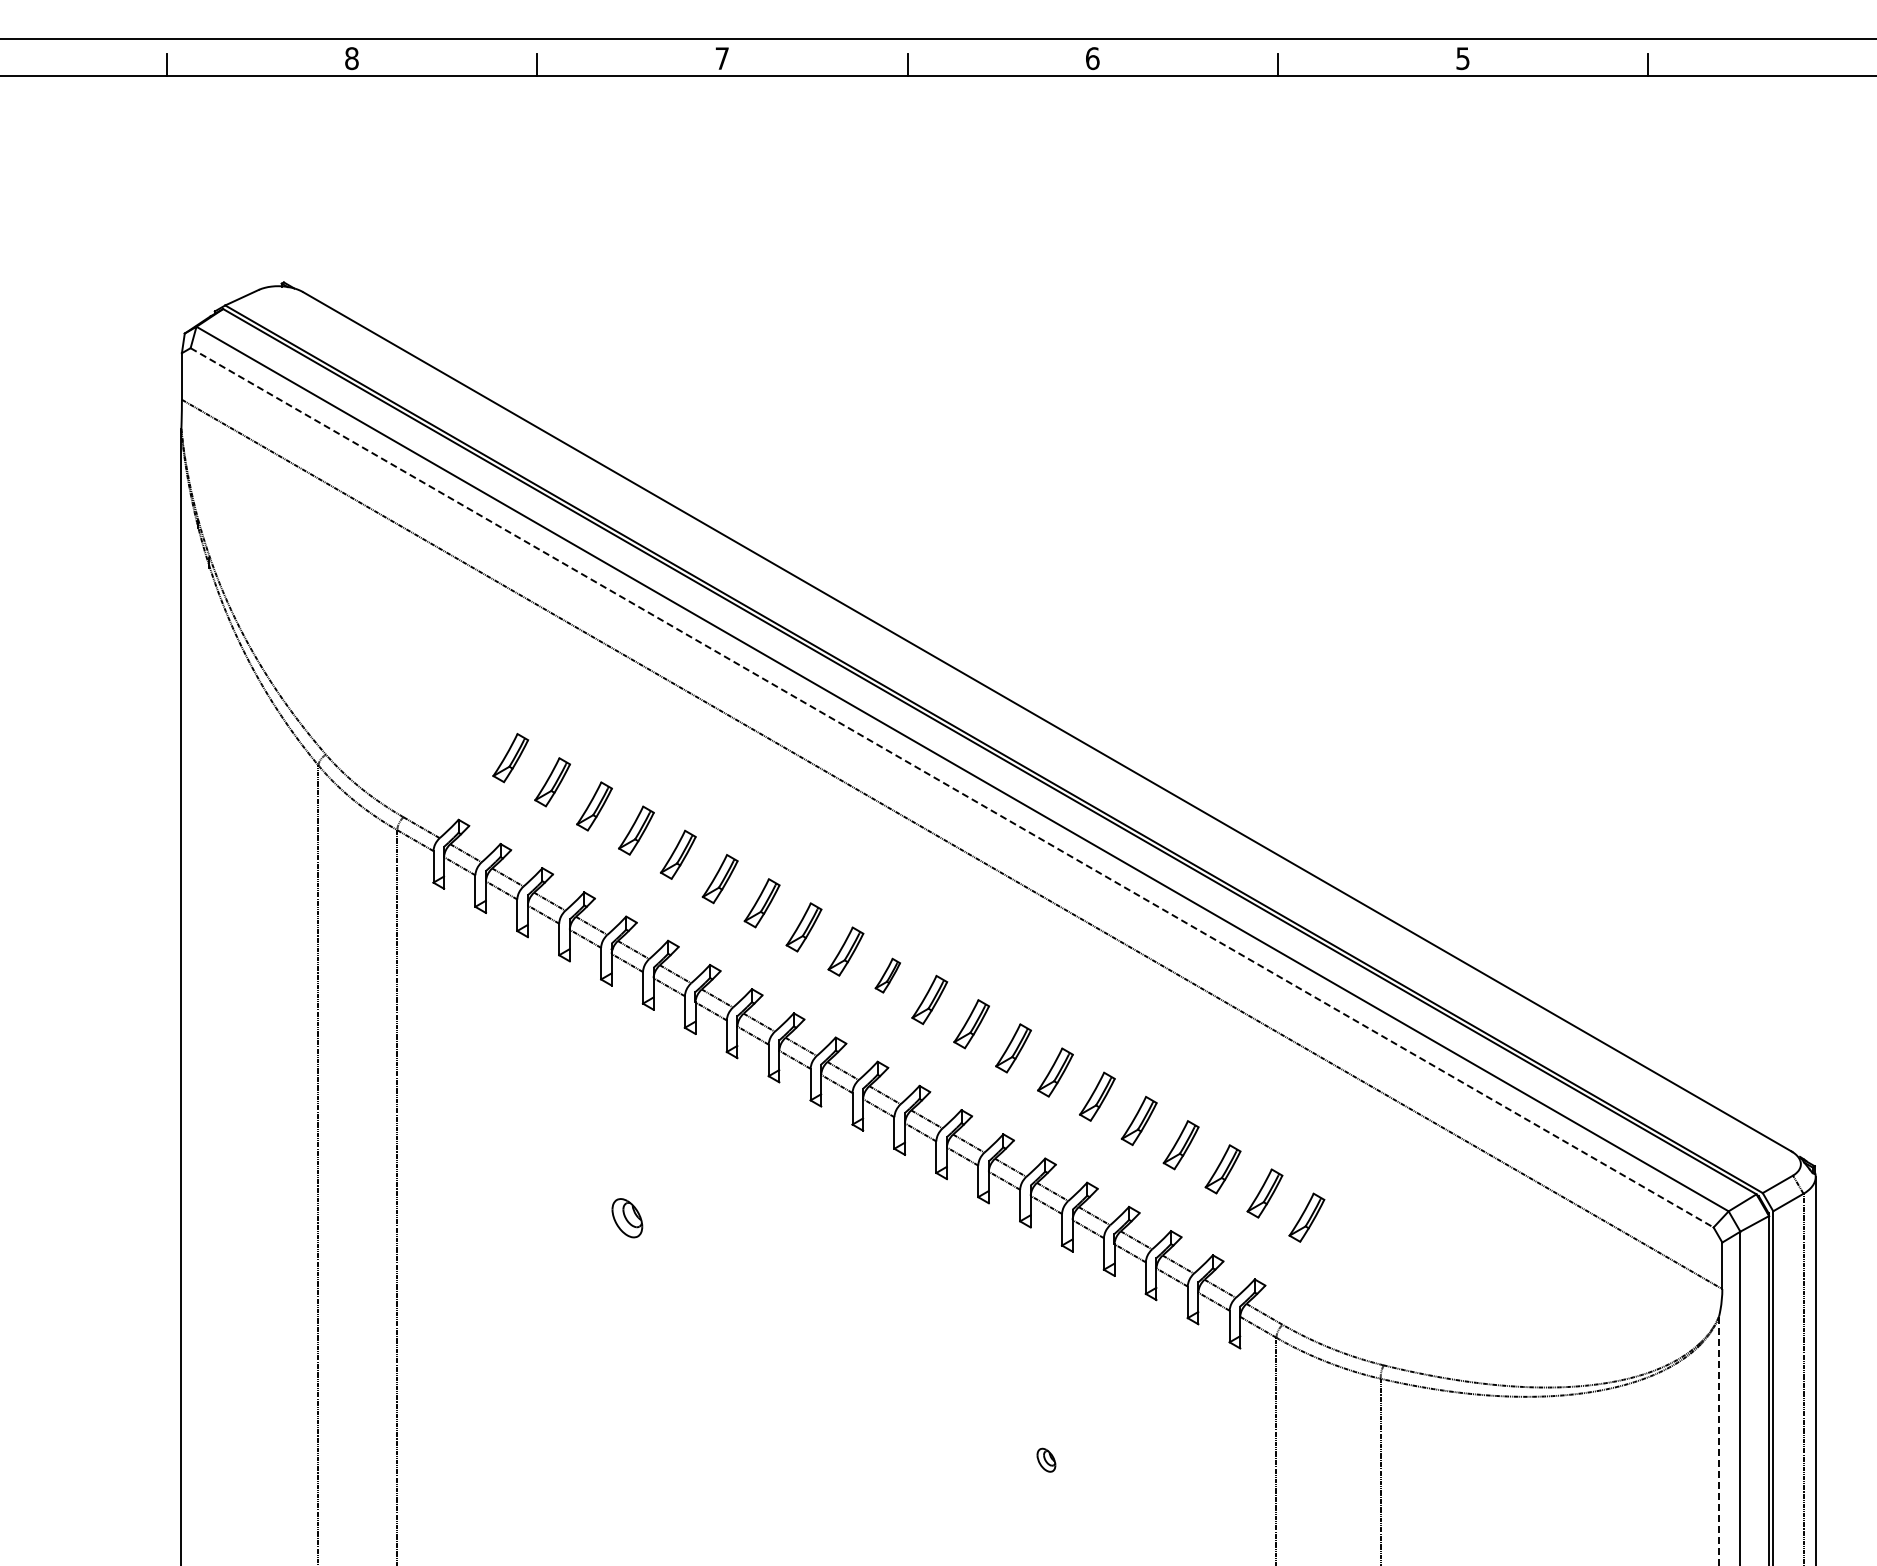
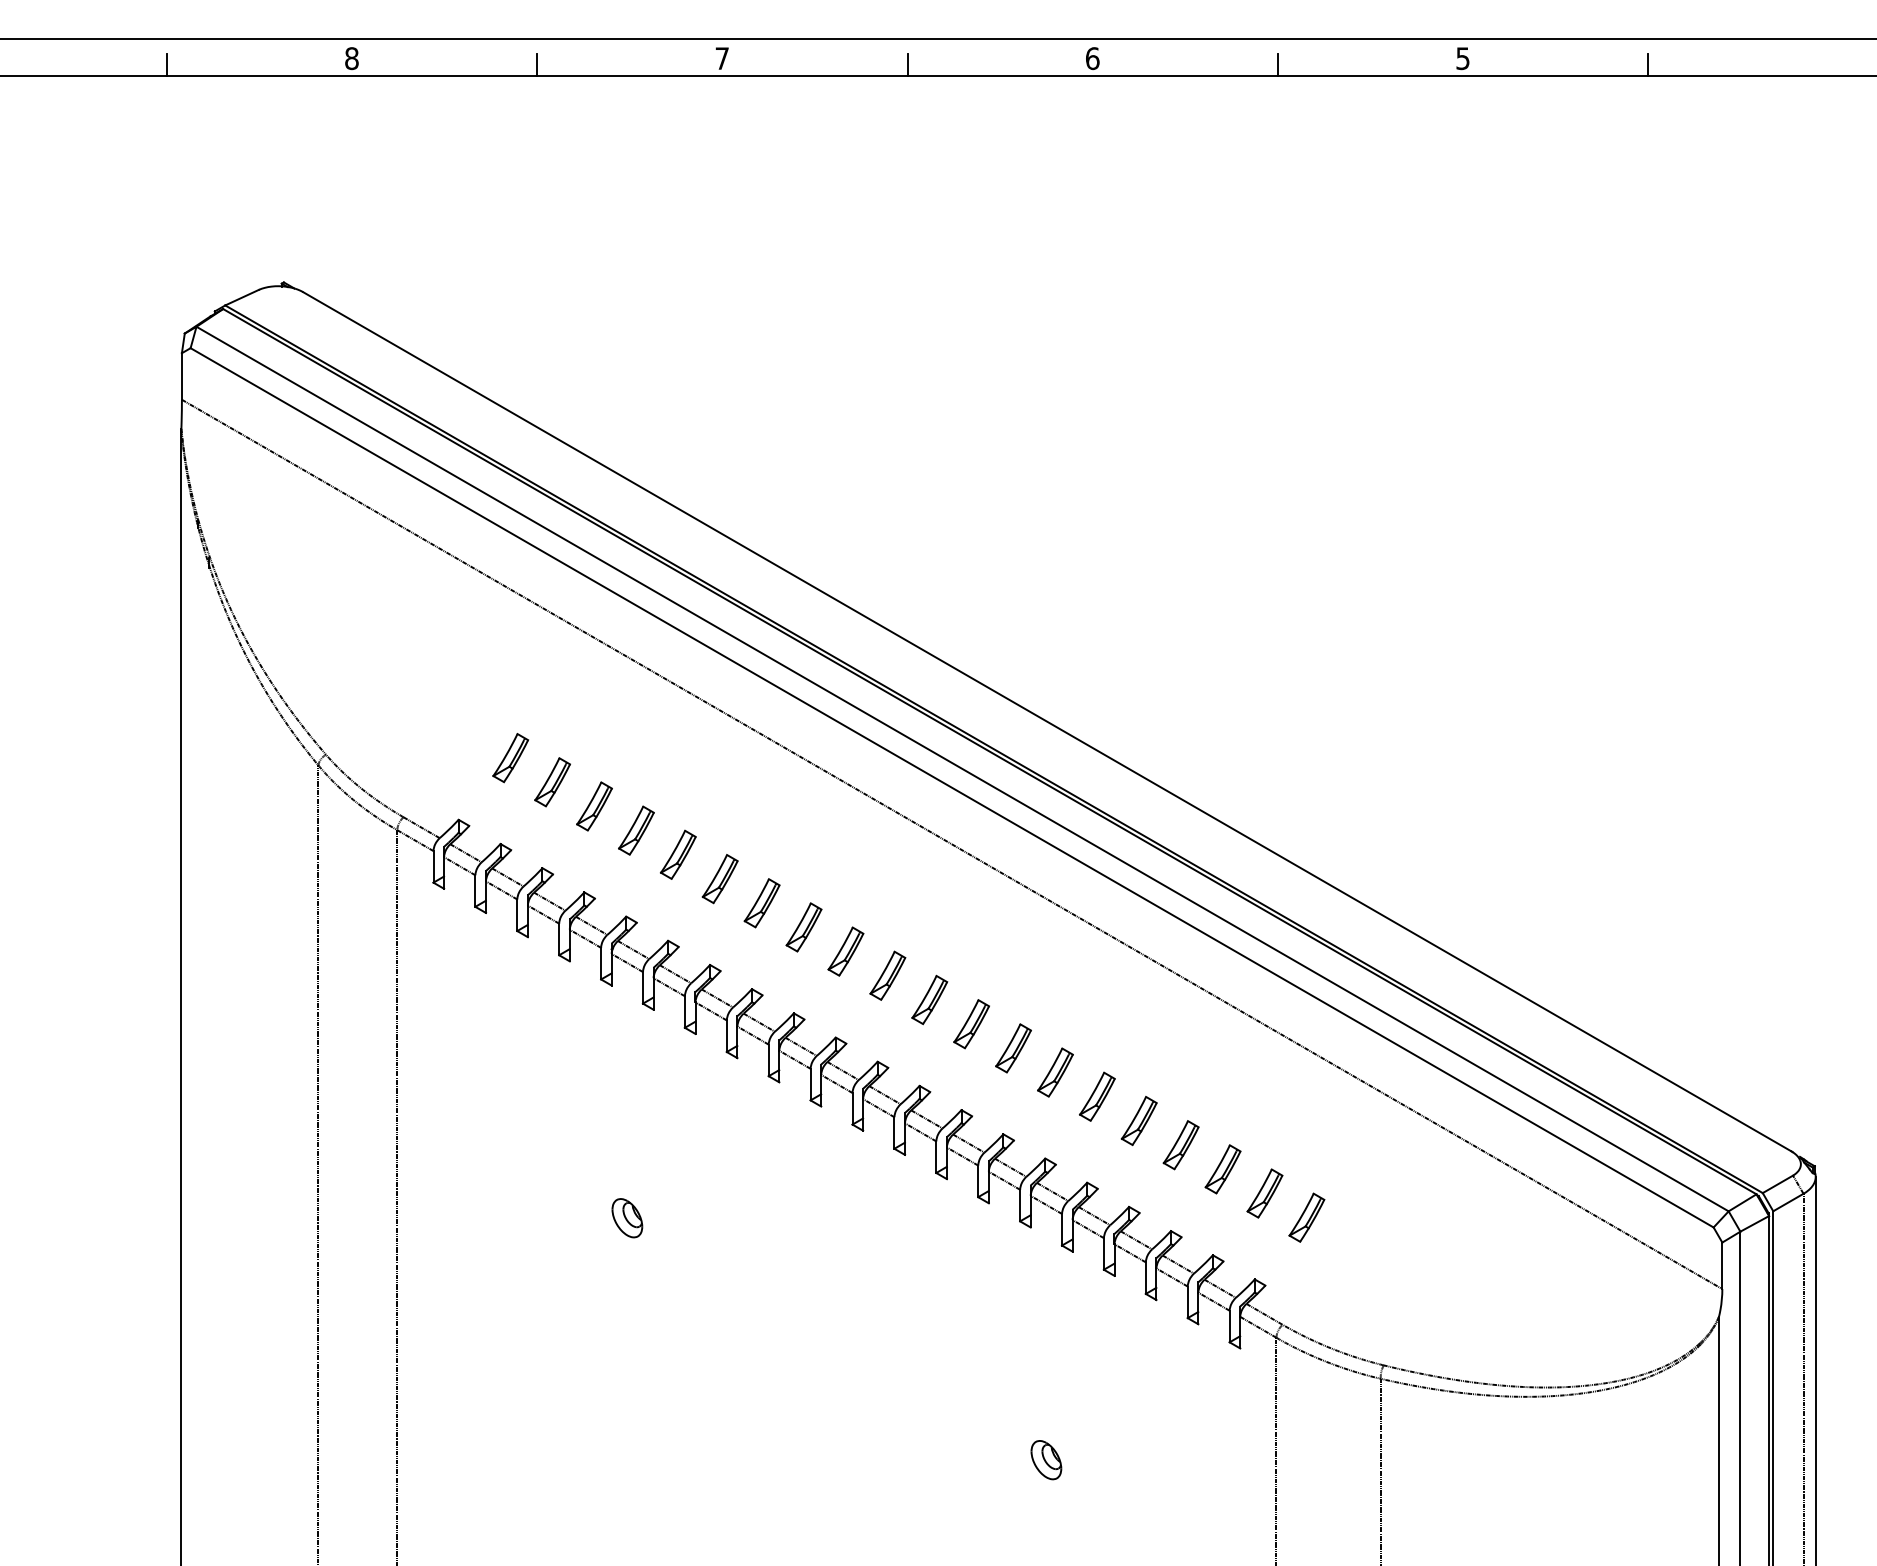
line: dashed -> solid (952, 788)
part size: 27x37 px -> 38x51 px (887, 975)
line: dashed -> solid (1719, 1441)
part size: 21x26 px -> 33x41 px (1046, 1460)
